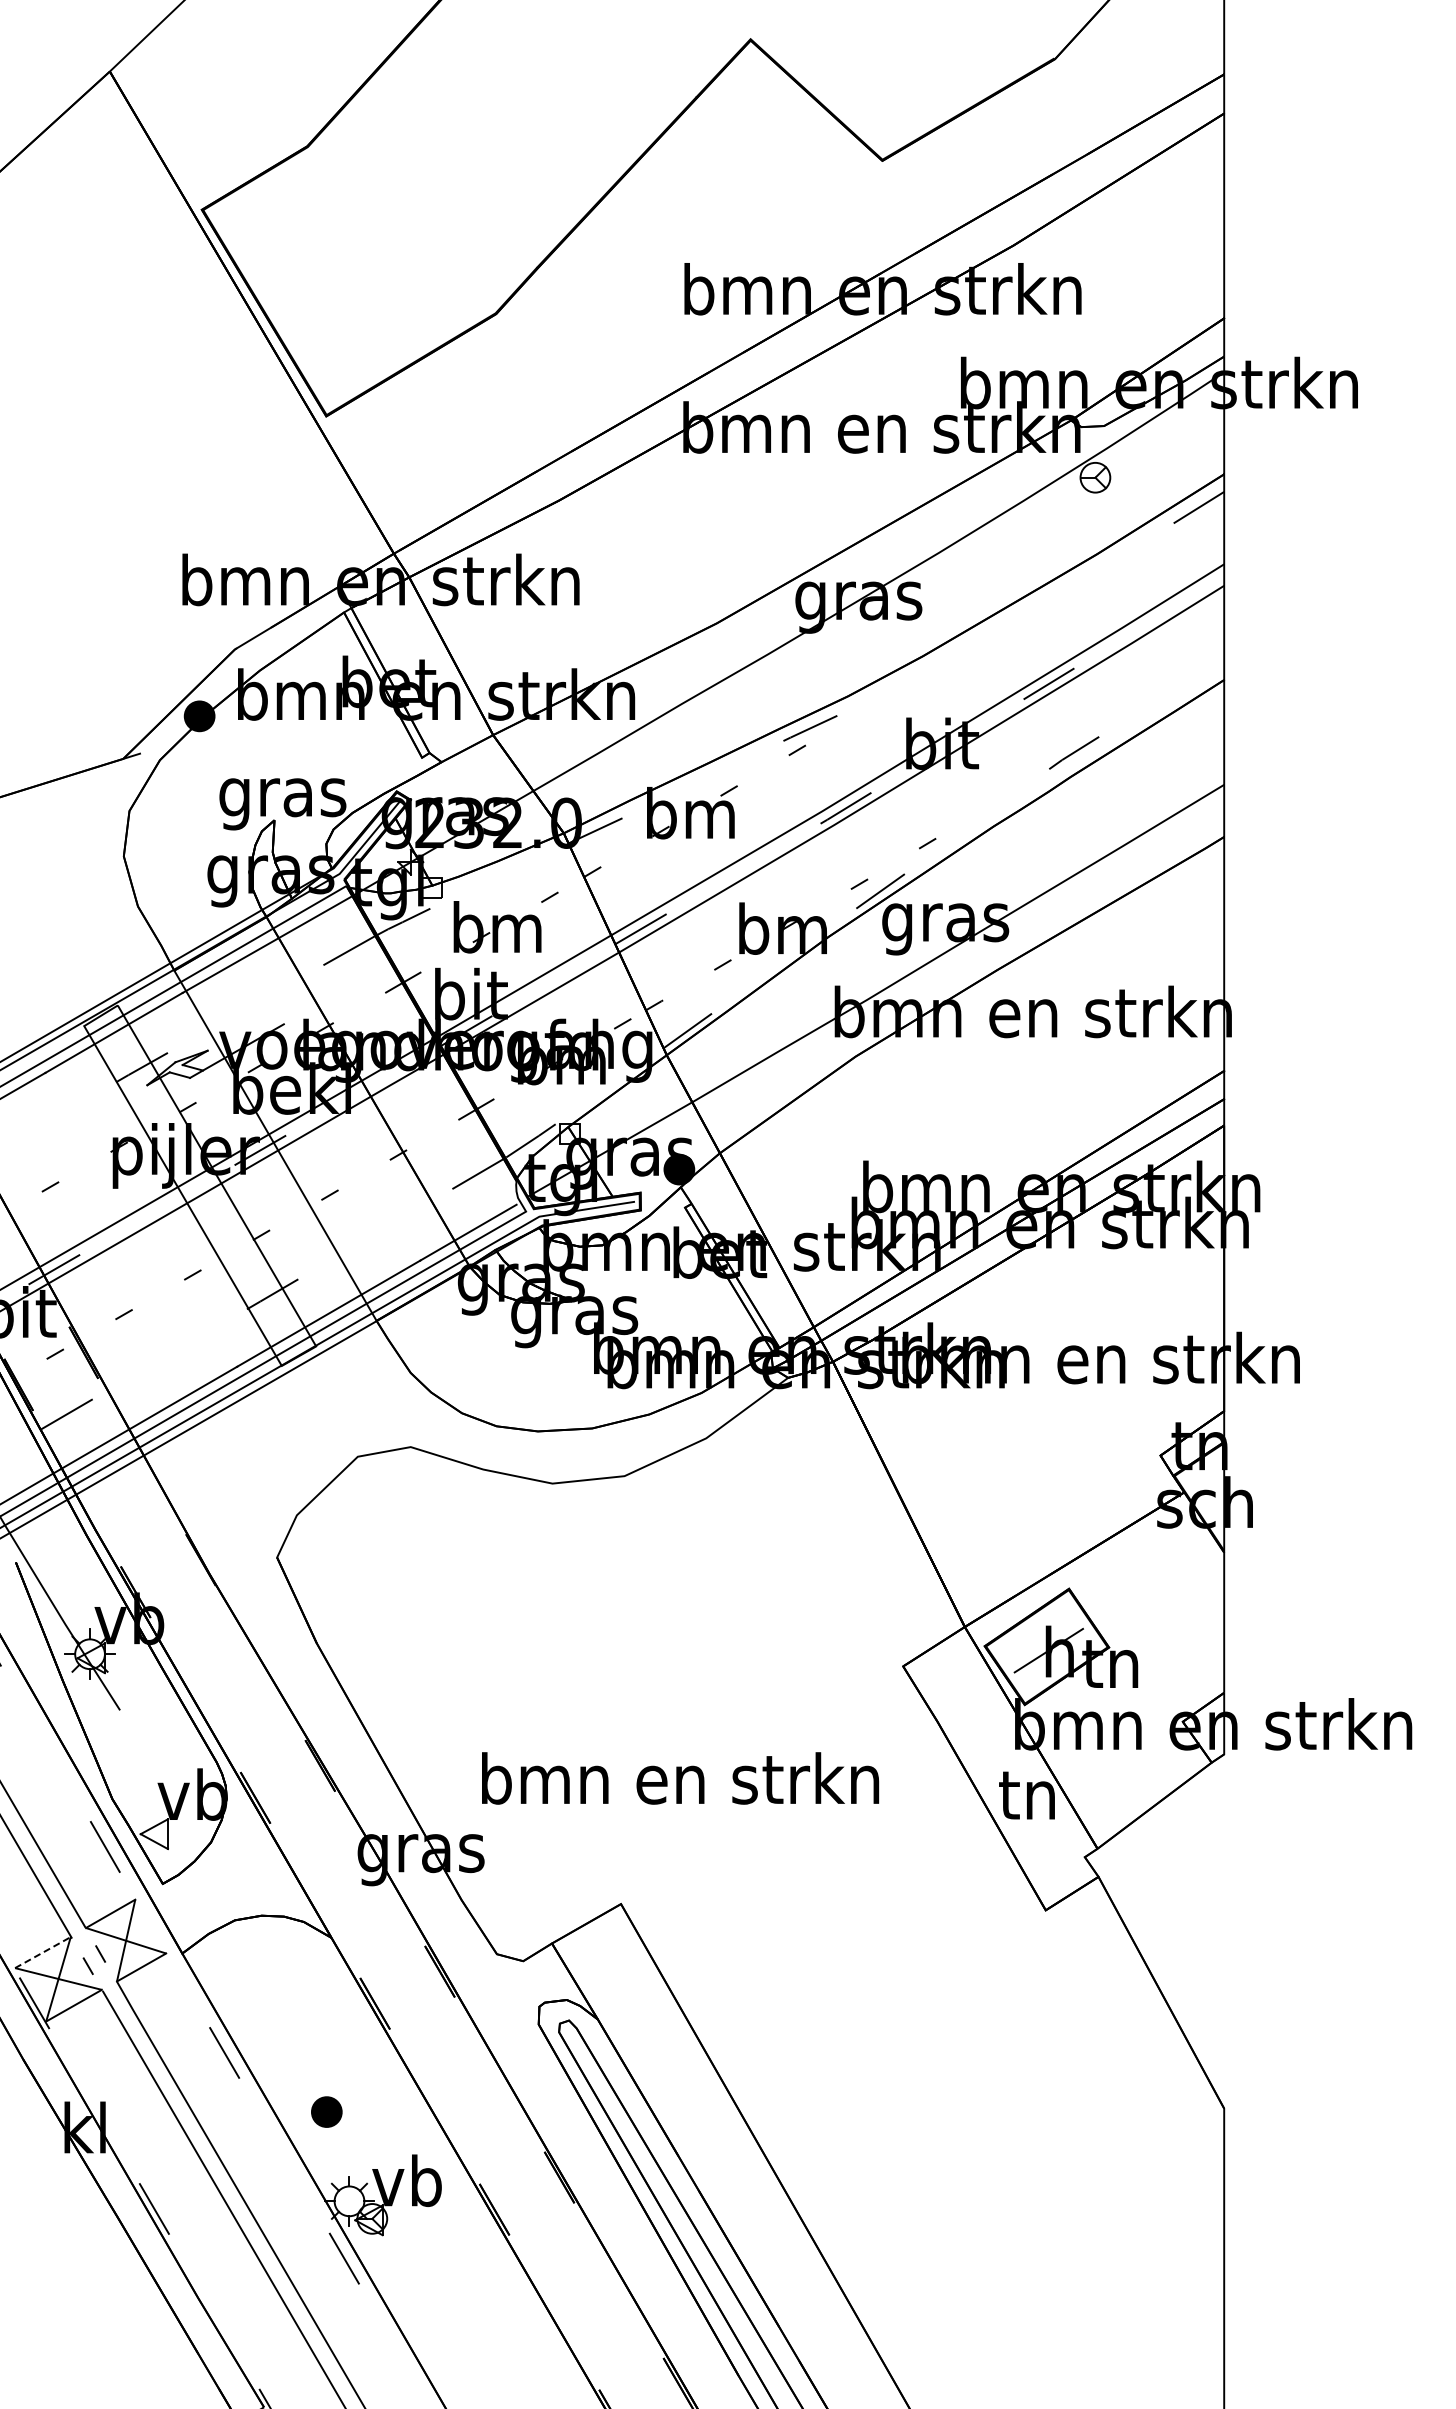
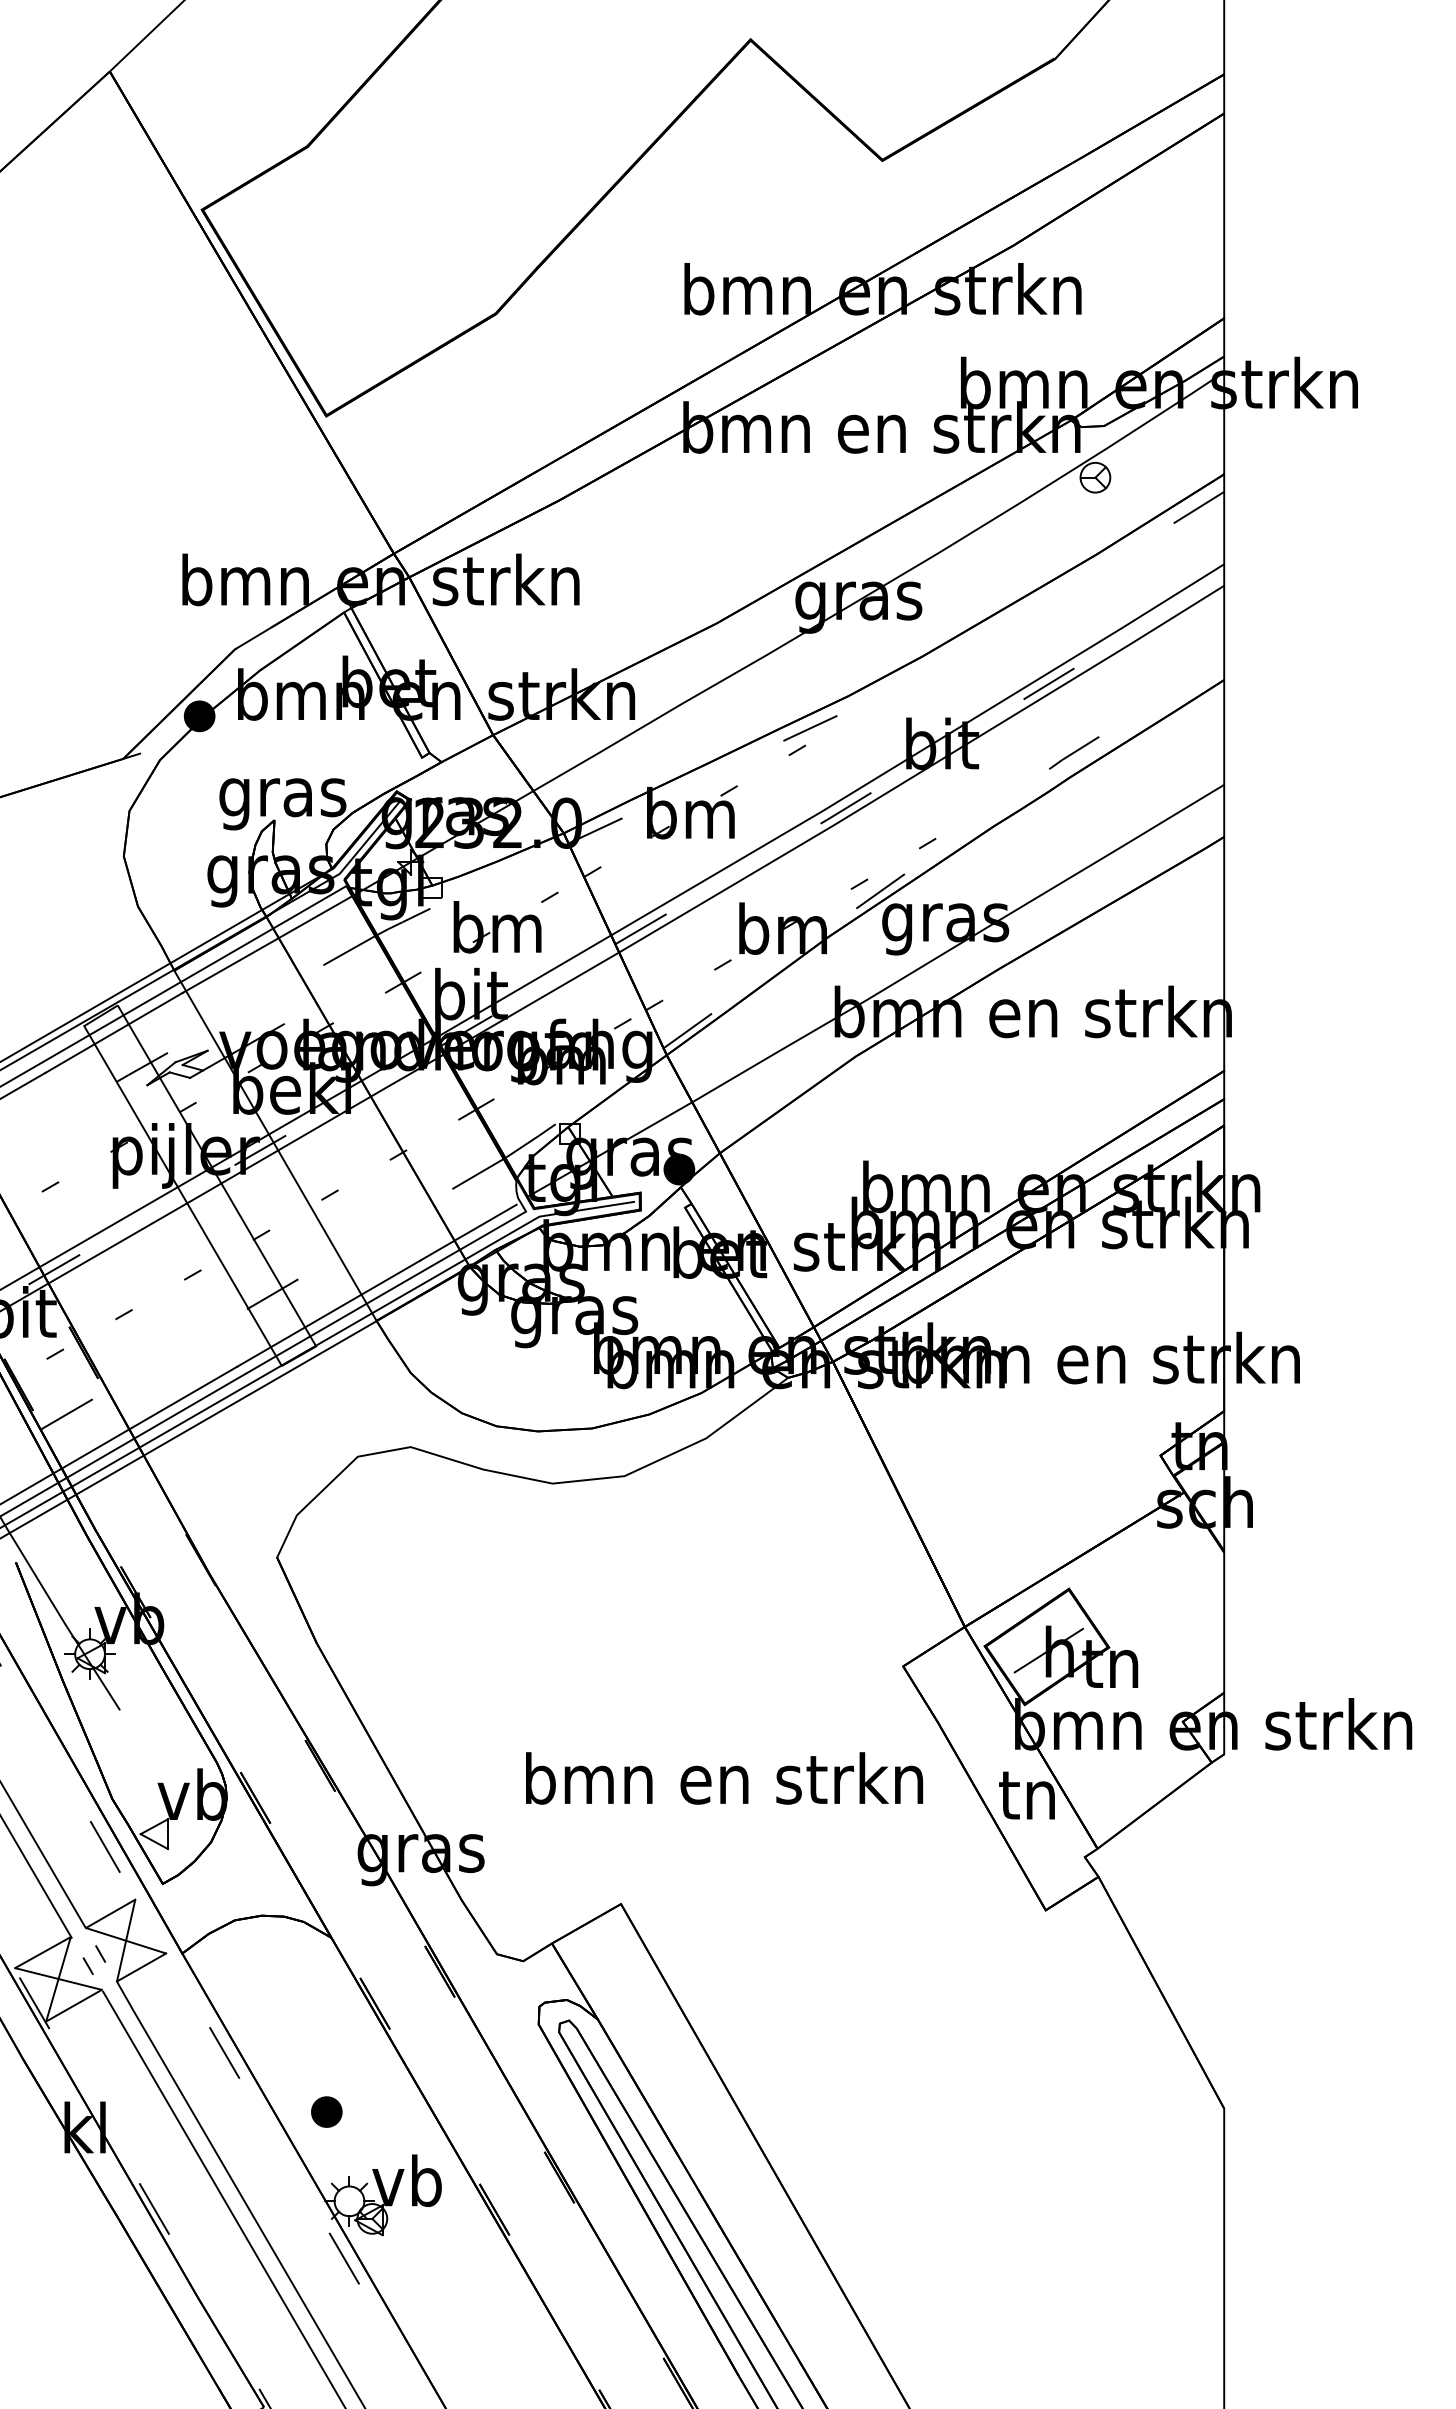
text position: (680, 1778) -> (724, 1778) (724, 1778)
line: dashed -> solid (42, 1952)
